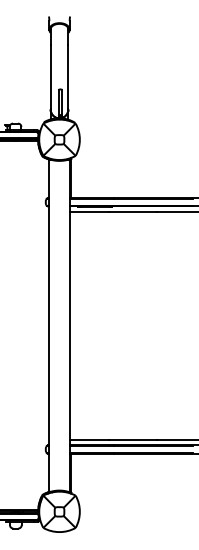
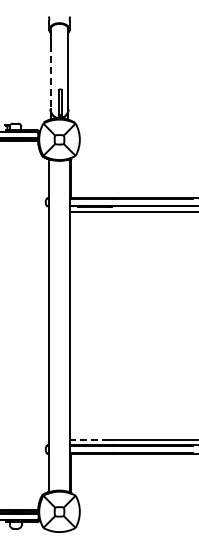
line: solid -> dashed (50, 77)
line: solid -> dashed (88, 440)
